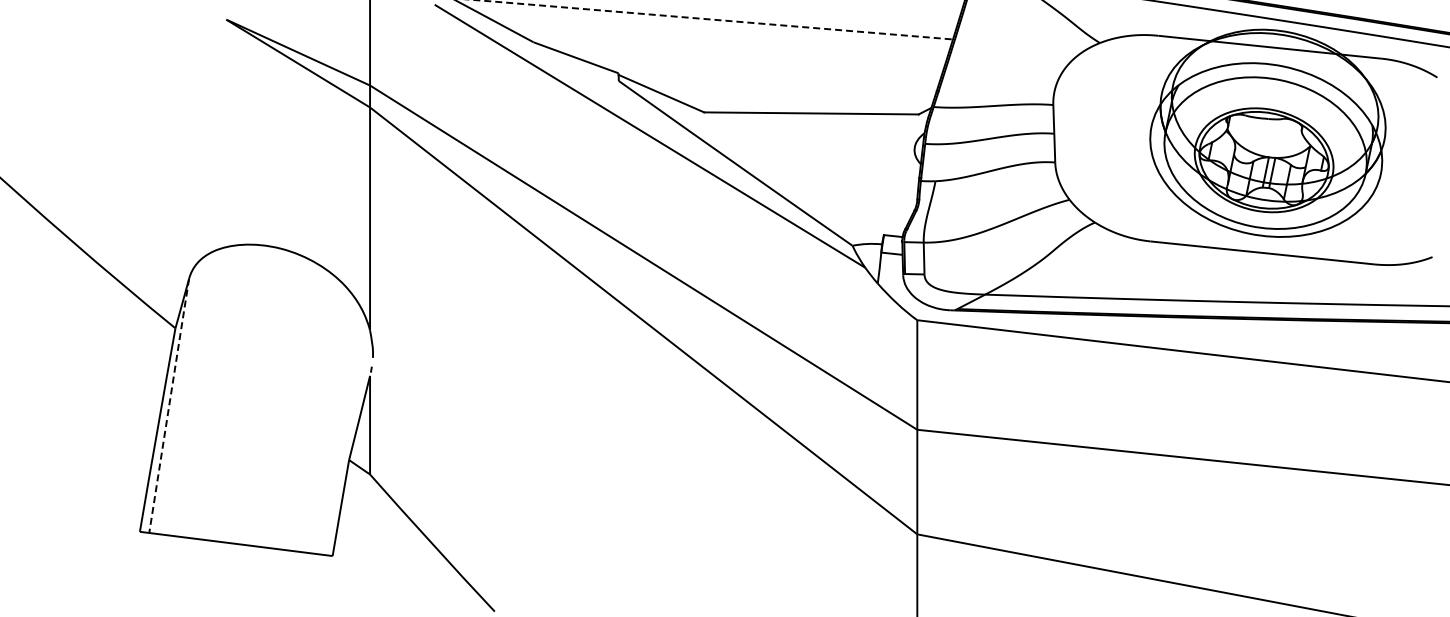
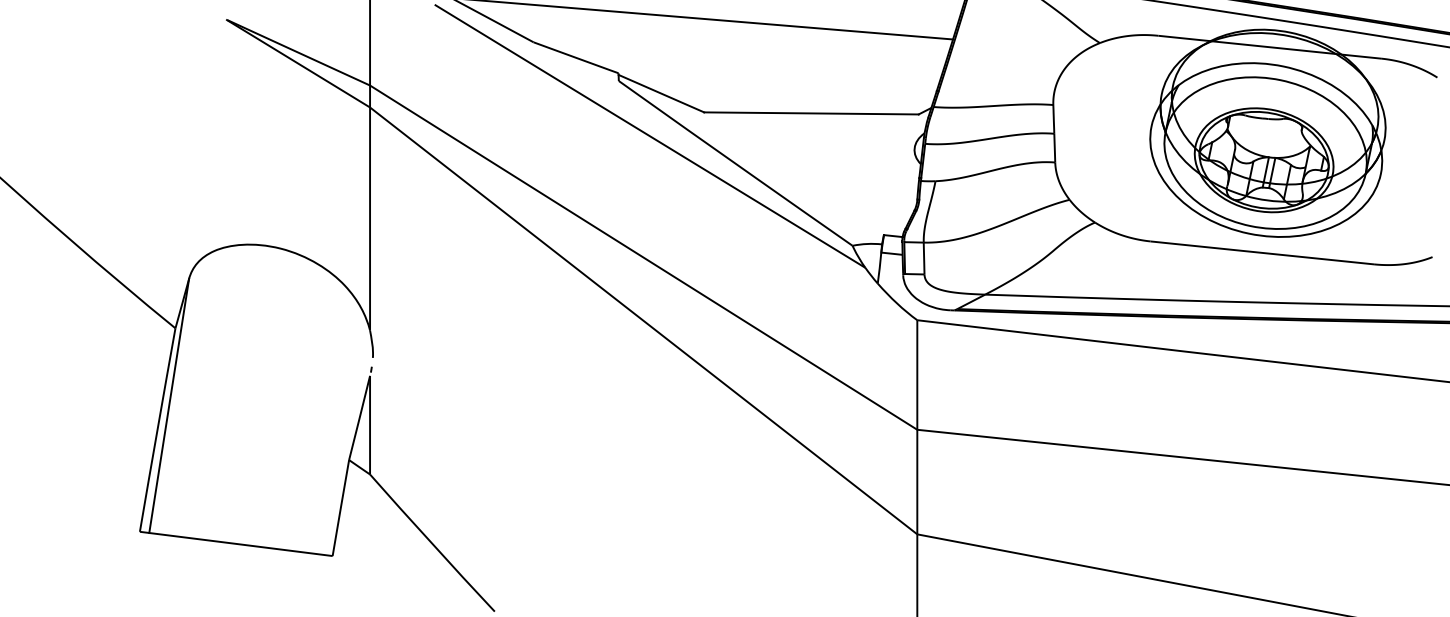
line: dashed -> solid (714, 19)
line: dashed -> solid (169, 405)
